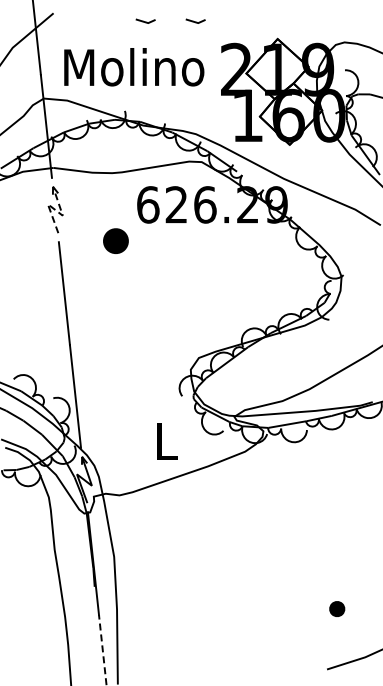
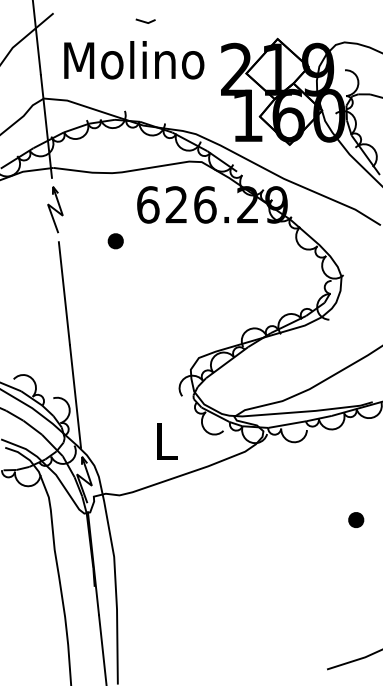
line: present -> none (195, 21)
text position: (134, 67) -> (134, 60) (134, 60)
line: dashed -> solid (55, 210)
part size: 26x26 px -> 17x17 px (115, 241)
part position: (337, 608) -> (356, 519) (356, 519)
line: dashed -> solid (102, 649)
